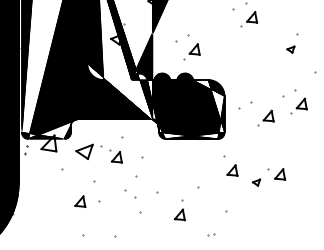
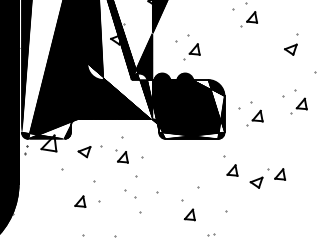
part size: 10x9 px -> 14x13 px (290, 49)
part position: (265, 117) -> (254, 117) (254, 117)
part size: 19x17 px -> 15x13 px (84, 152)
part position: (115, 156) -> (121, 156) (121, 156)
part size: 10x9 px -> 15x13 px (256, 182)
part position: (179, 214) -> (189, 214) (189, 214)
